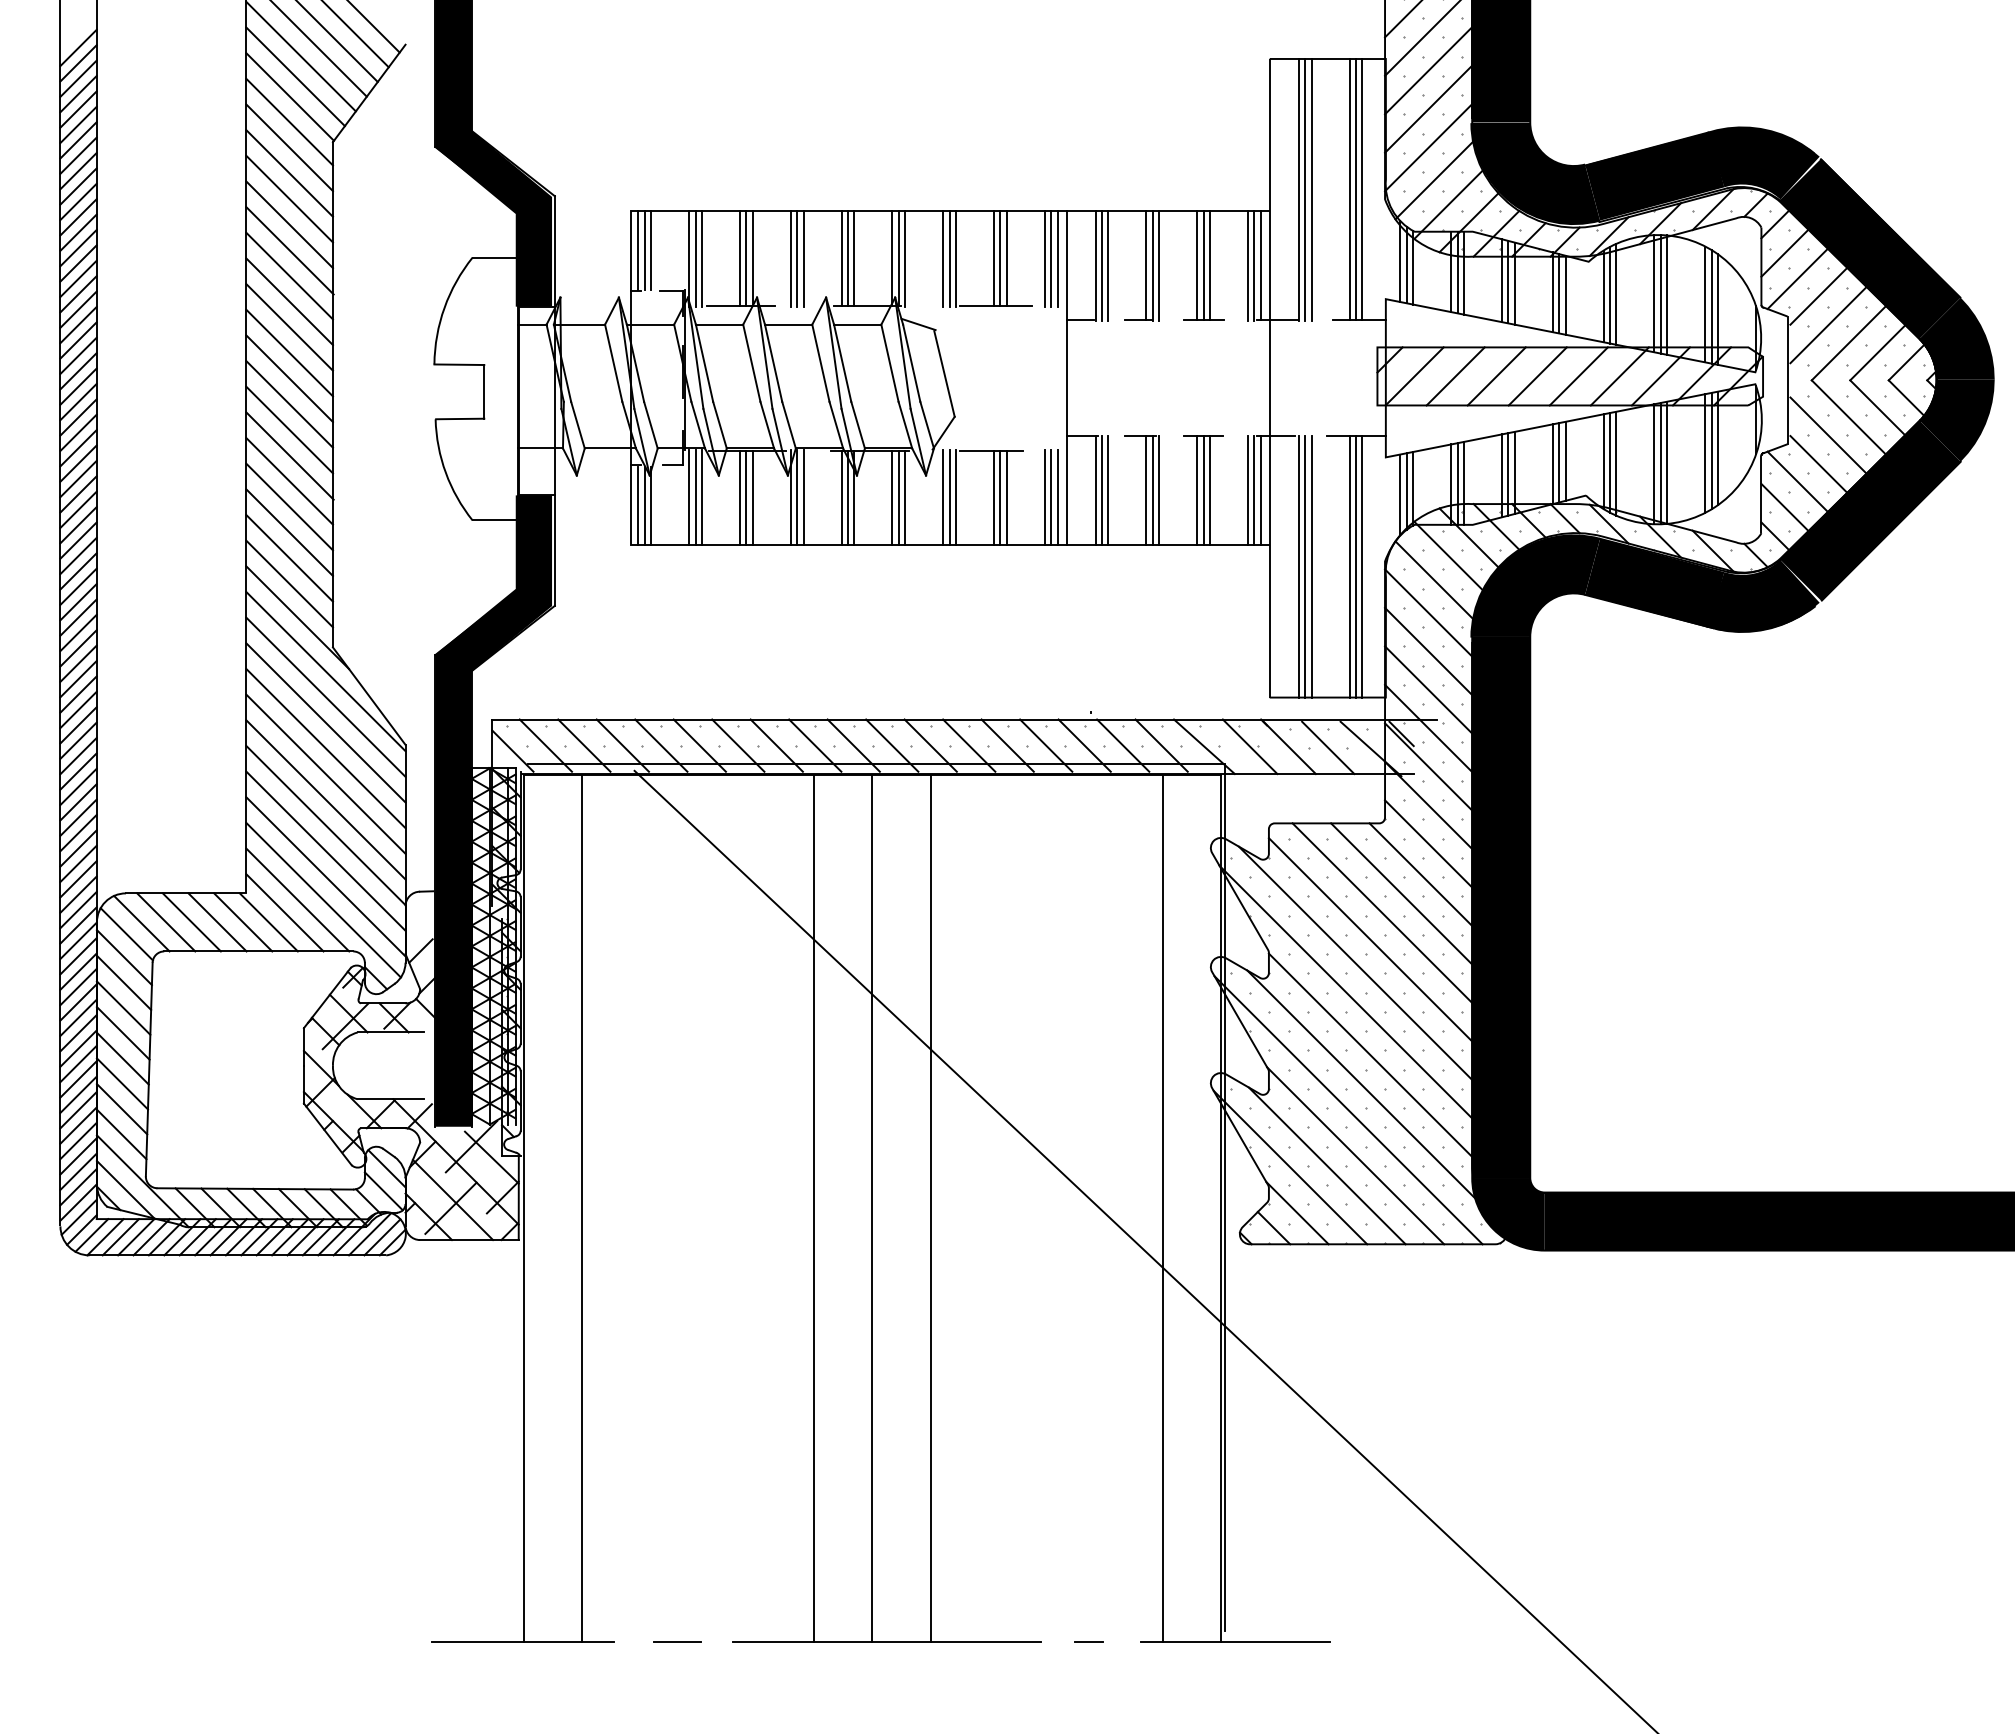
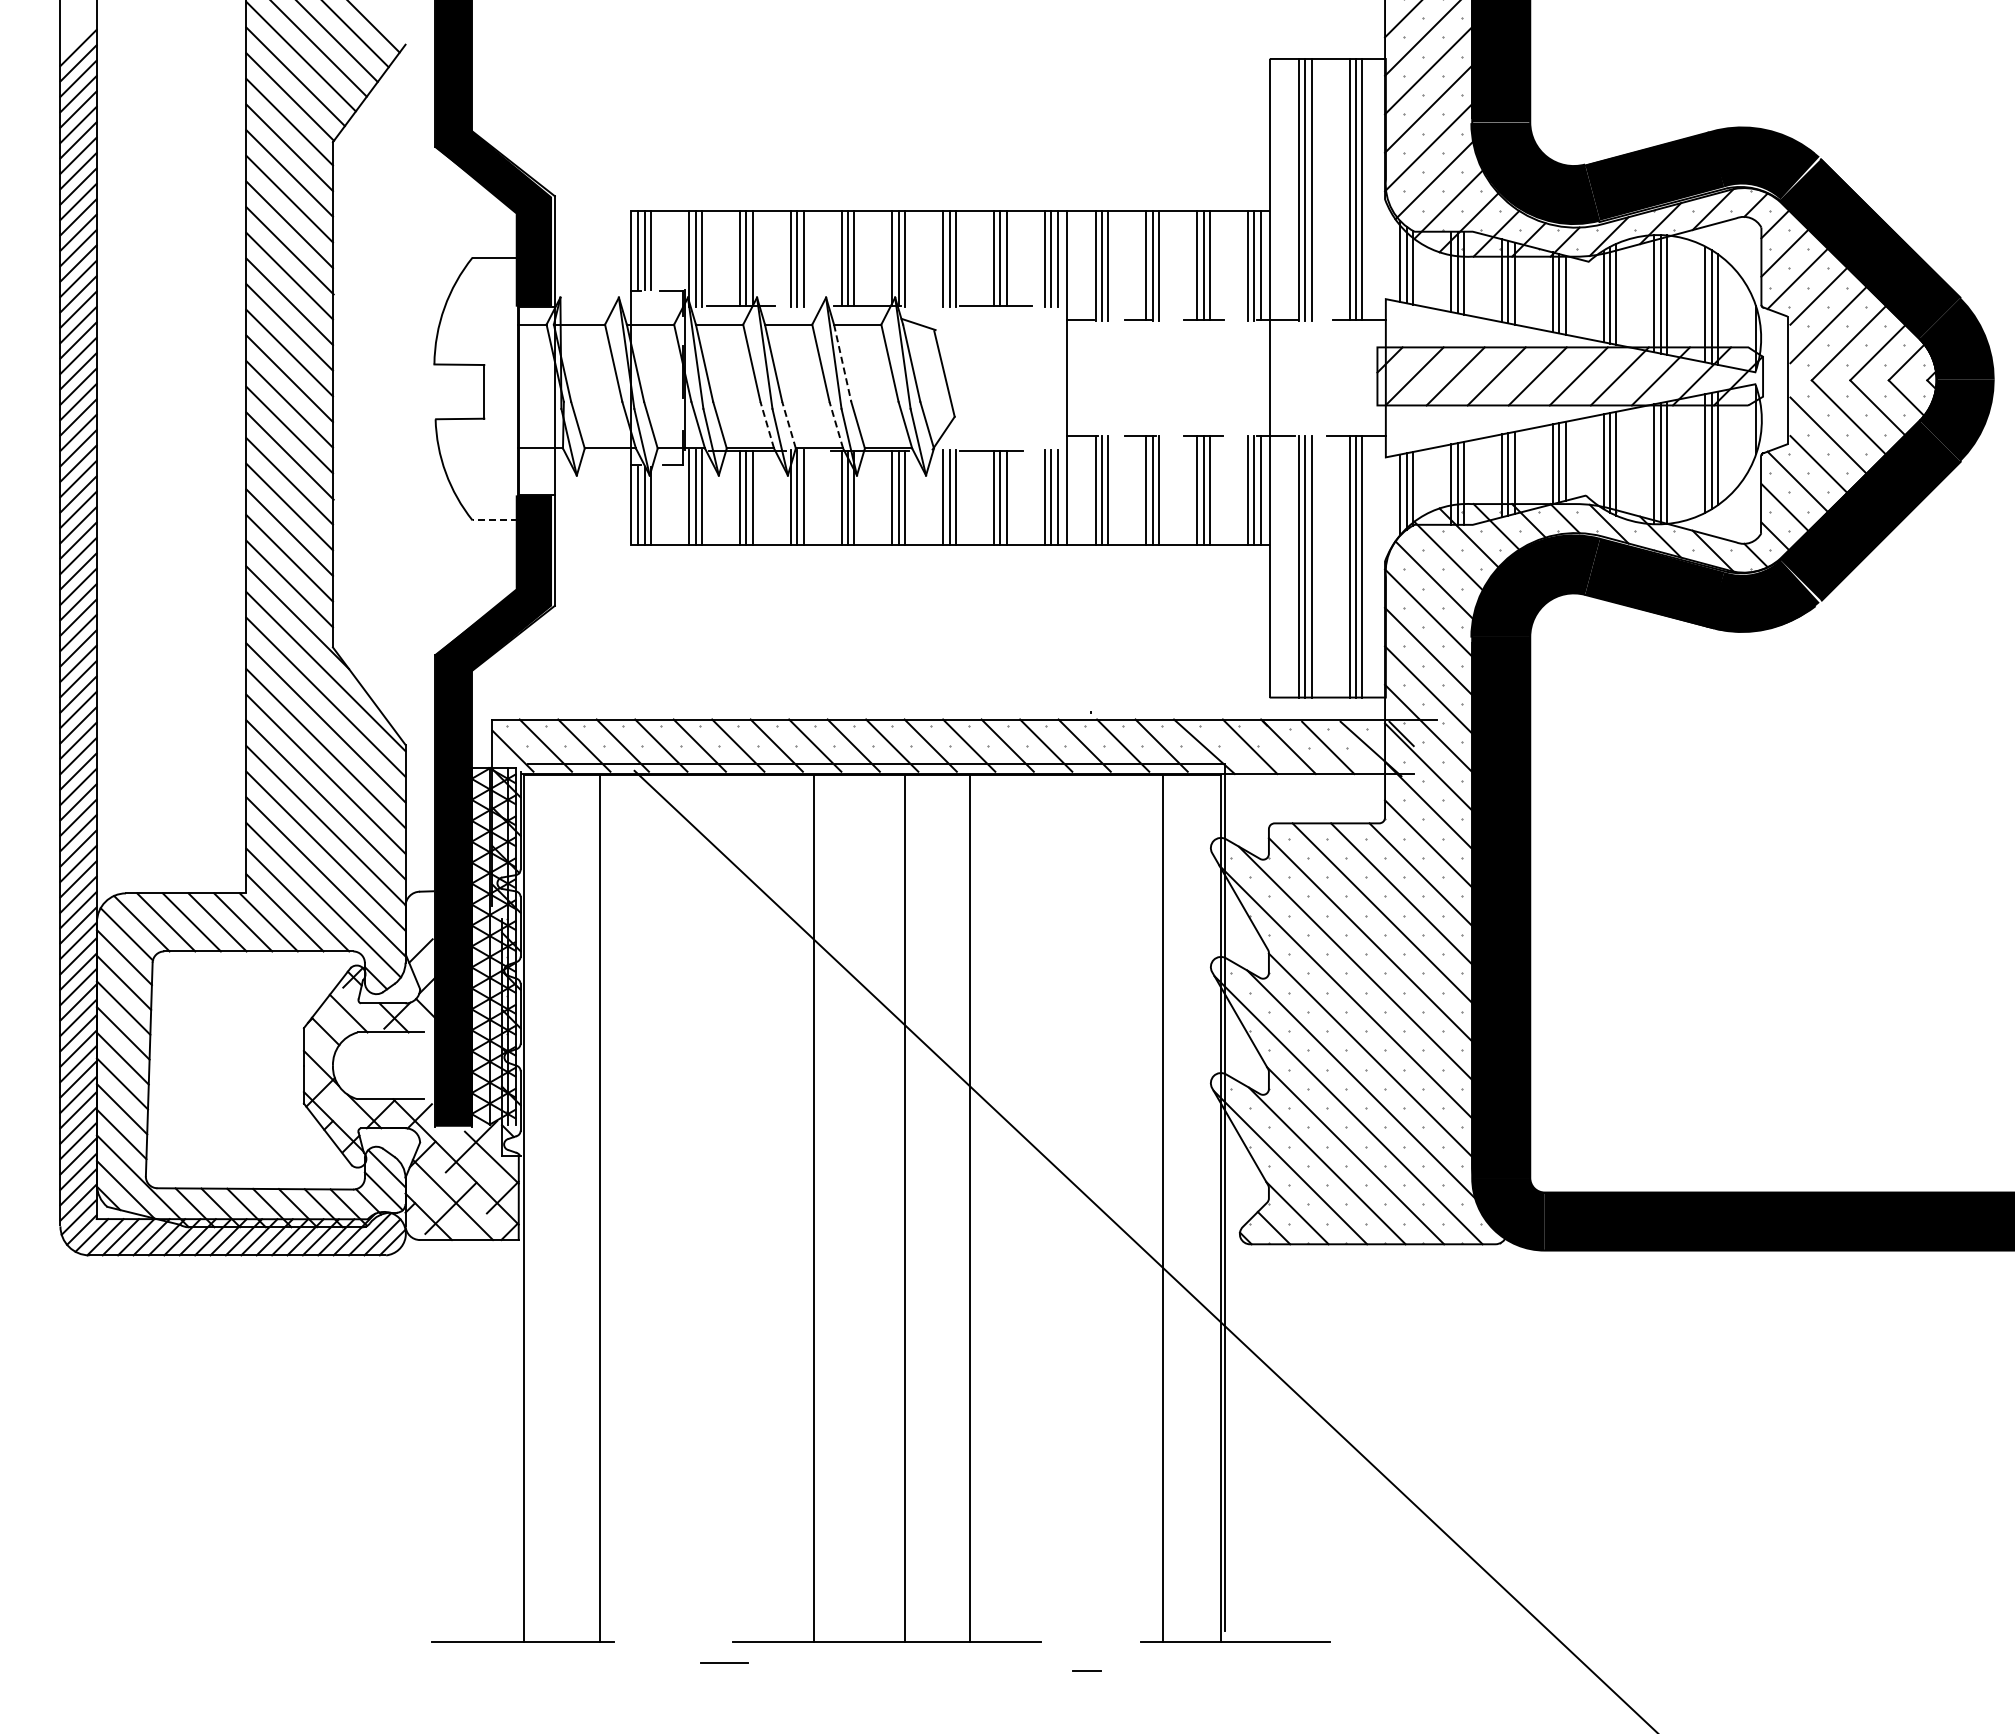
line: solid -> dashed (842, 363)
line: solid -> dashed (767, 424)
line: solid -> dashed (788, 424)
line: solid -> dashed (836, 424)
line: solid -> dashed (494, 520)
line: present -> none (345, 1026)
line position: (582, 1208) -> (600, 1208) (600, 1208)
line position: (872, 1208) -> (905, 1208) (905, 1208)
line position: (930, 1208) -> (969, 1208) (969, 1208)
line position: (677, 1641) -> (724, 1662) (724, 1662)
line position: (1088, 1641) -> (1086, 1670) (1086, 1670)
